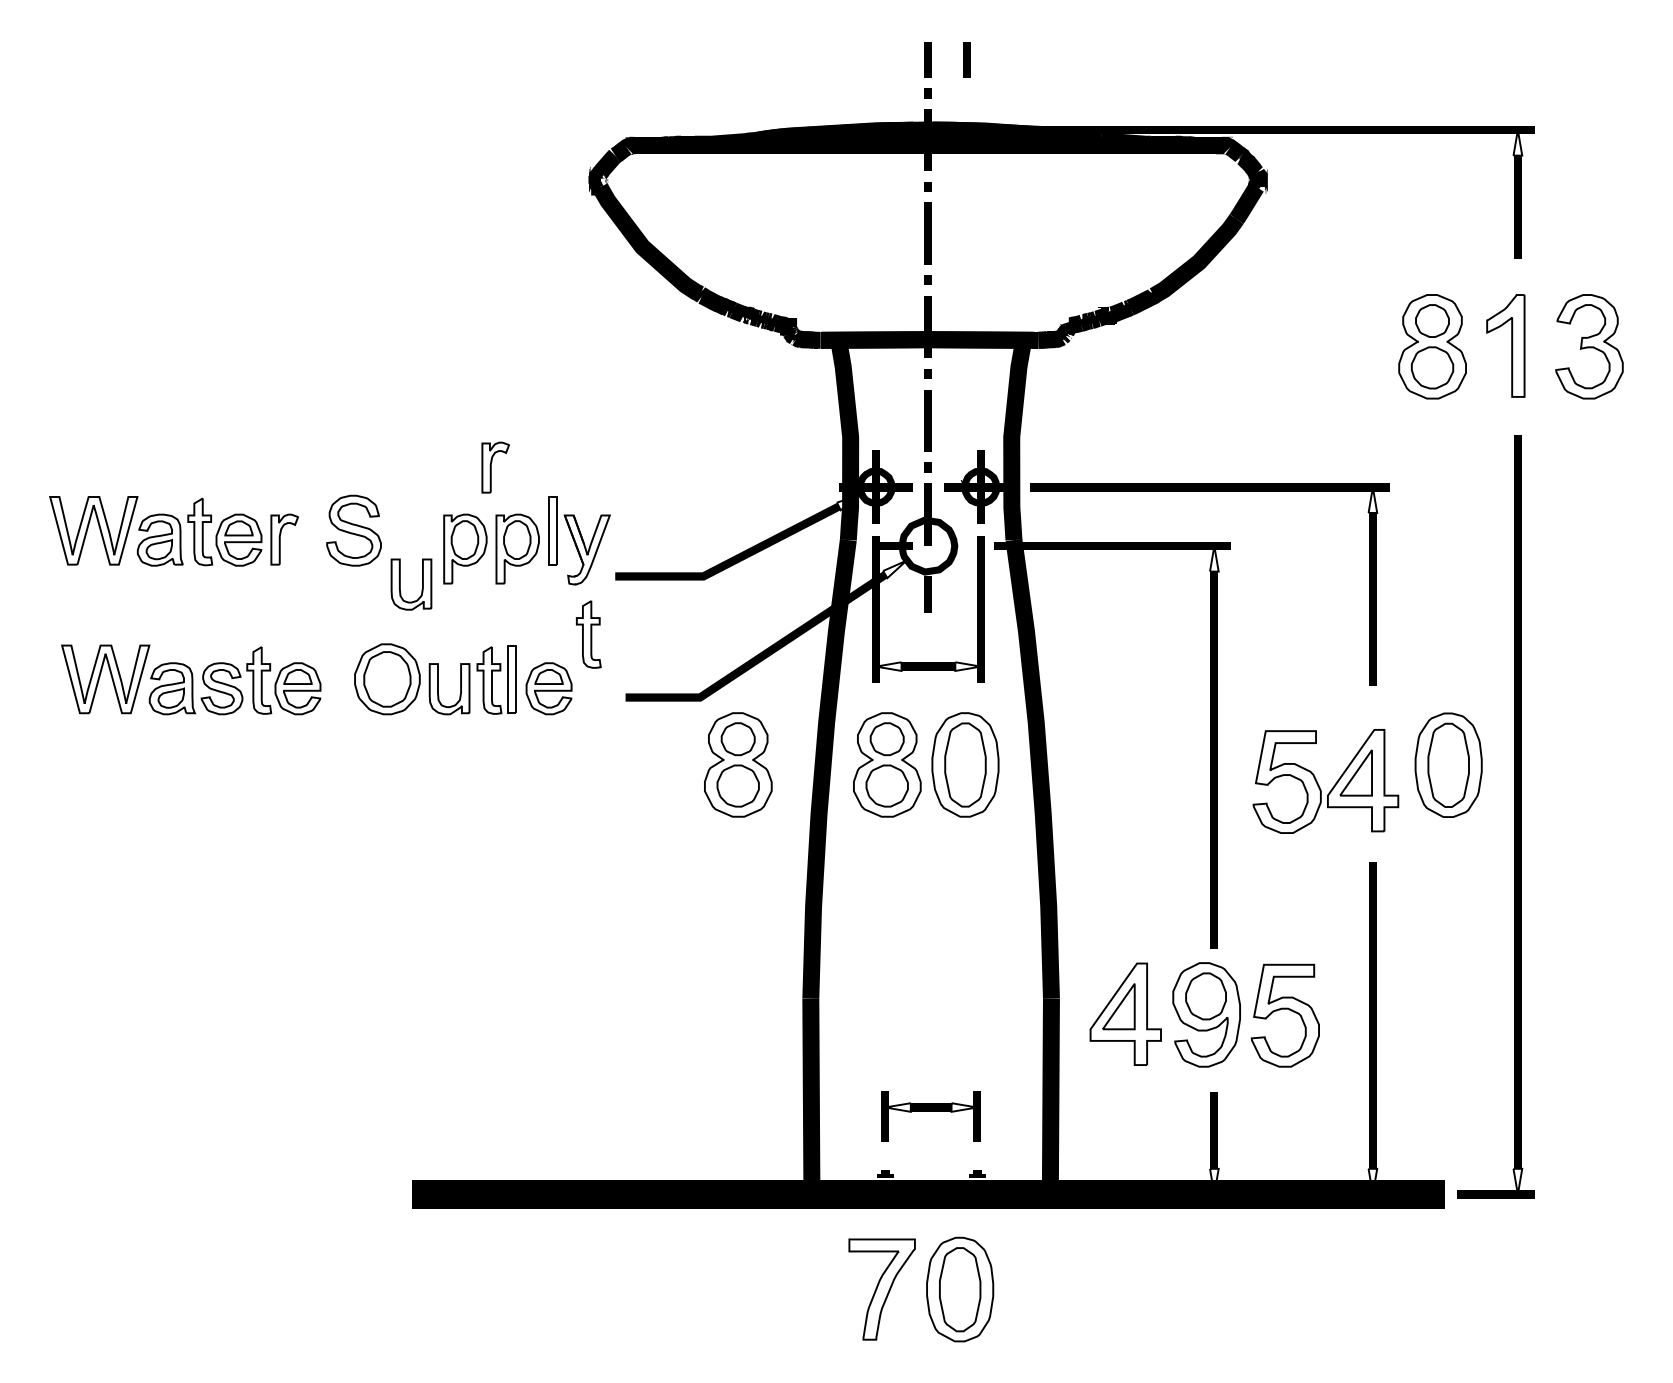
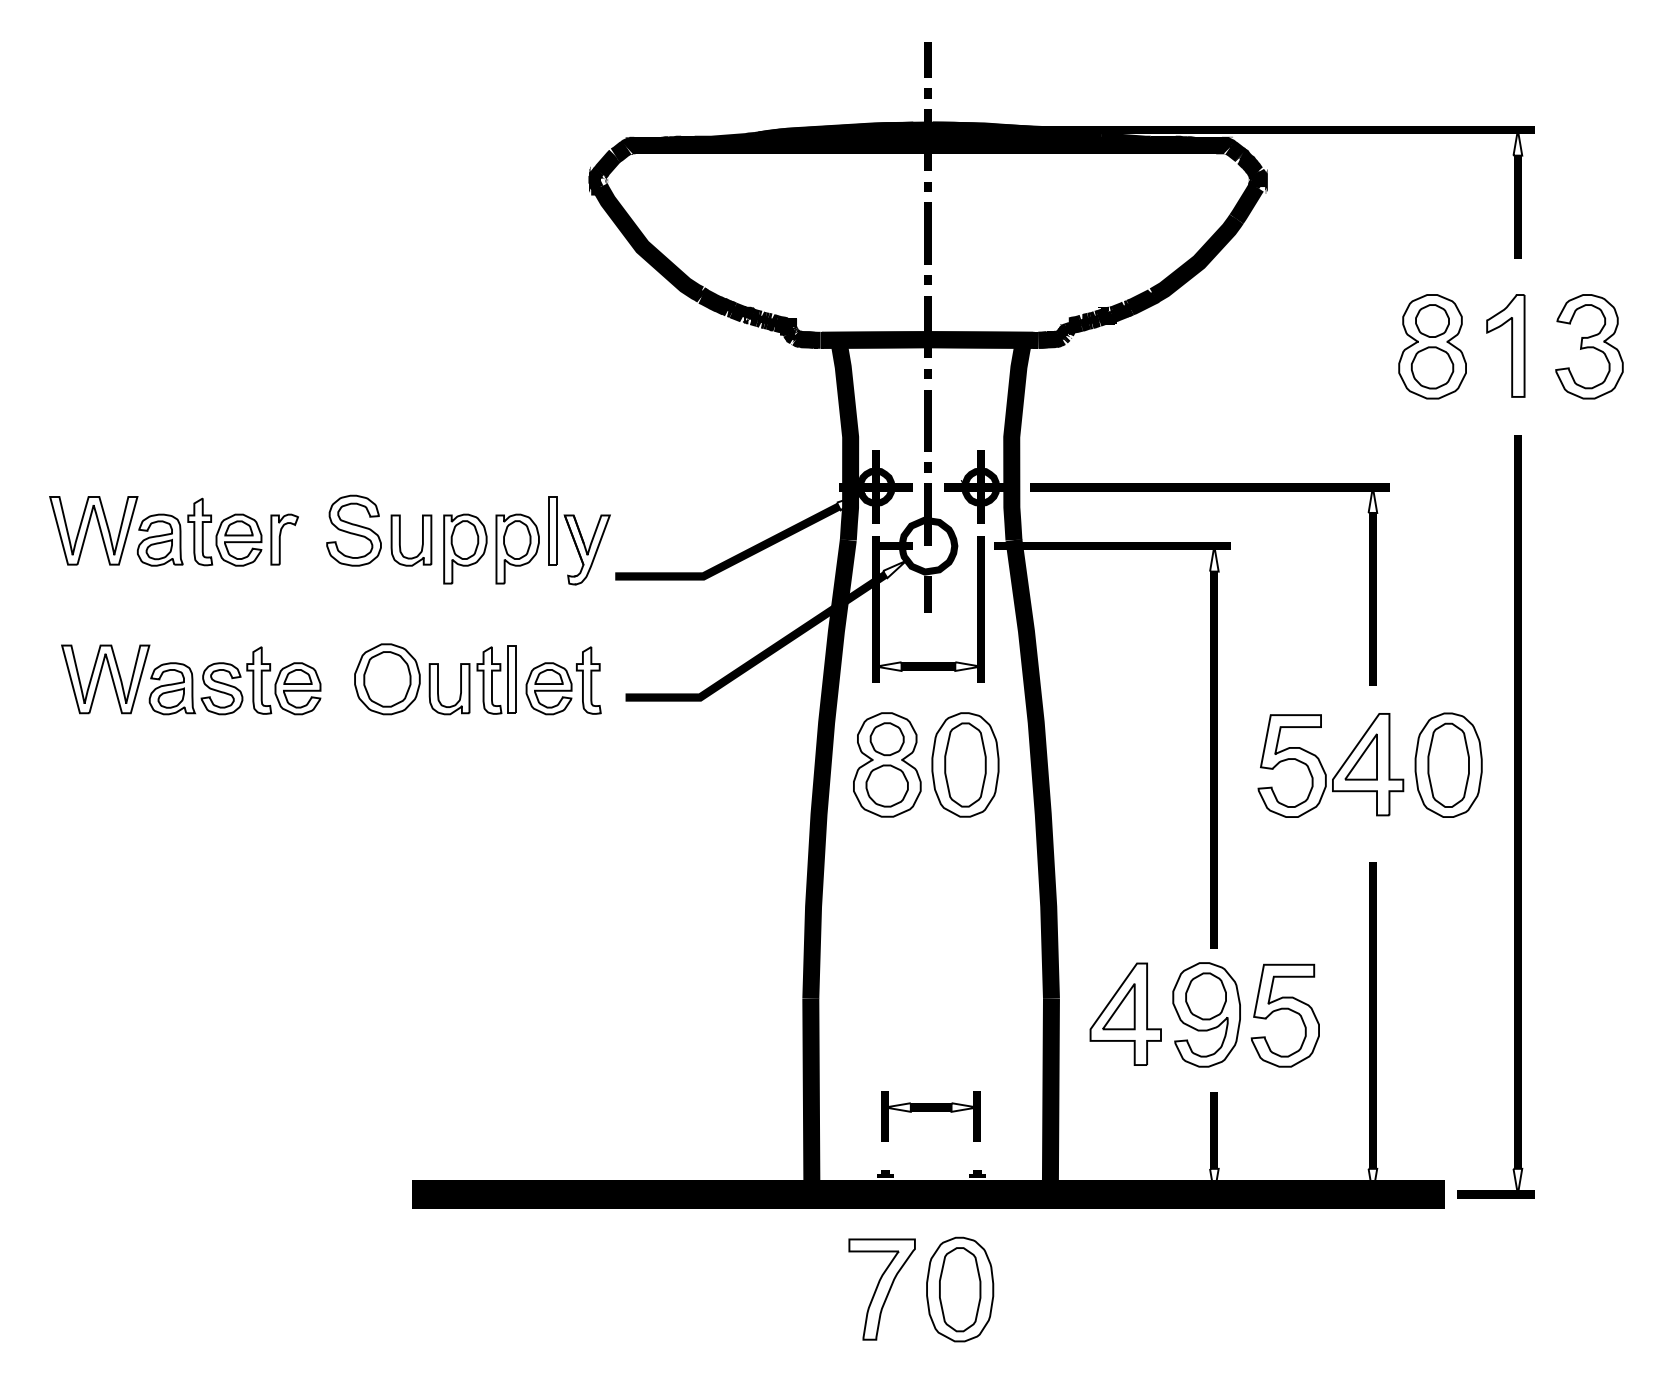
line: present -> none (966, 59)
part: present -> none (495, 467)
part position: (400, 584) -> (400, 540) (400, 540)
part position: (588, 634) -> (588, 680) (588, 680)
part: present -> none (738, 764)
part position: (1319, 785) -> (1324, 769) (1324, 769)
